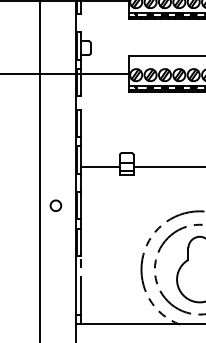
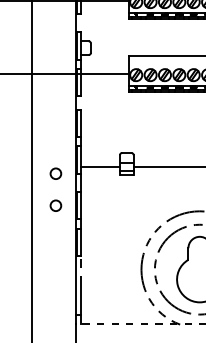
line position: (39, 170) -> (31, 170) (31, 170)
circle: none -> present (55, 173)
line: solid -> dashed (140, 324)
